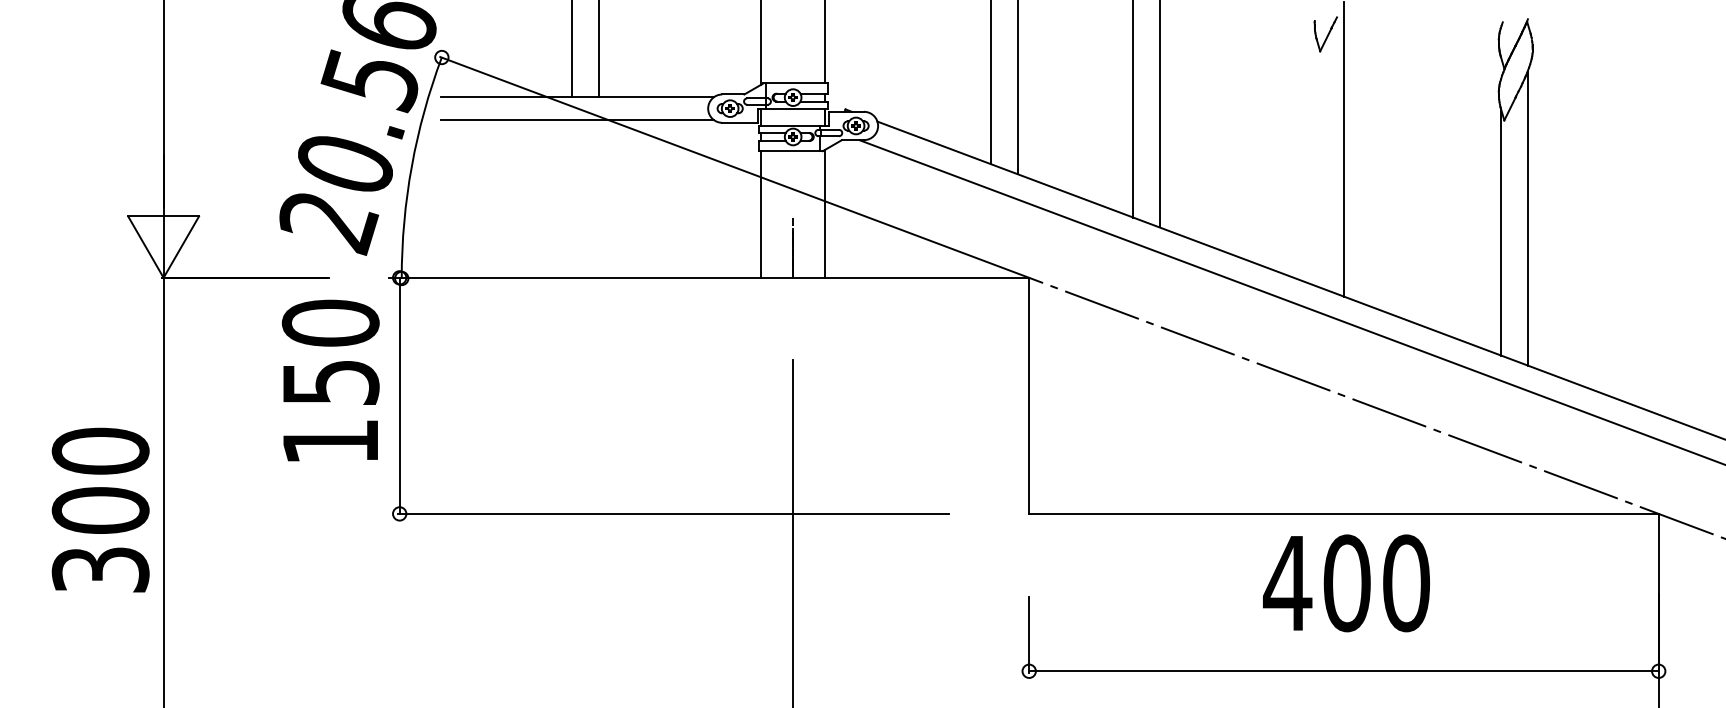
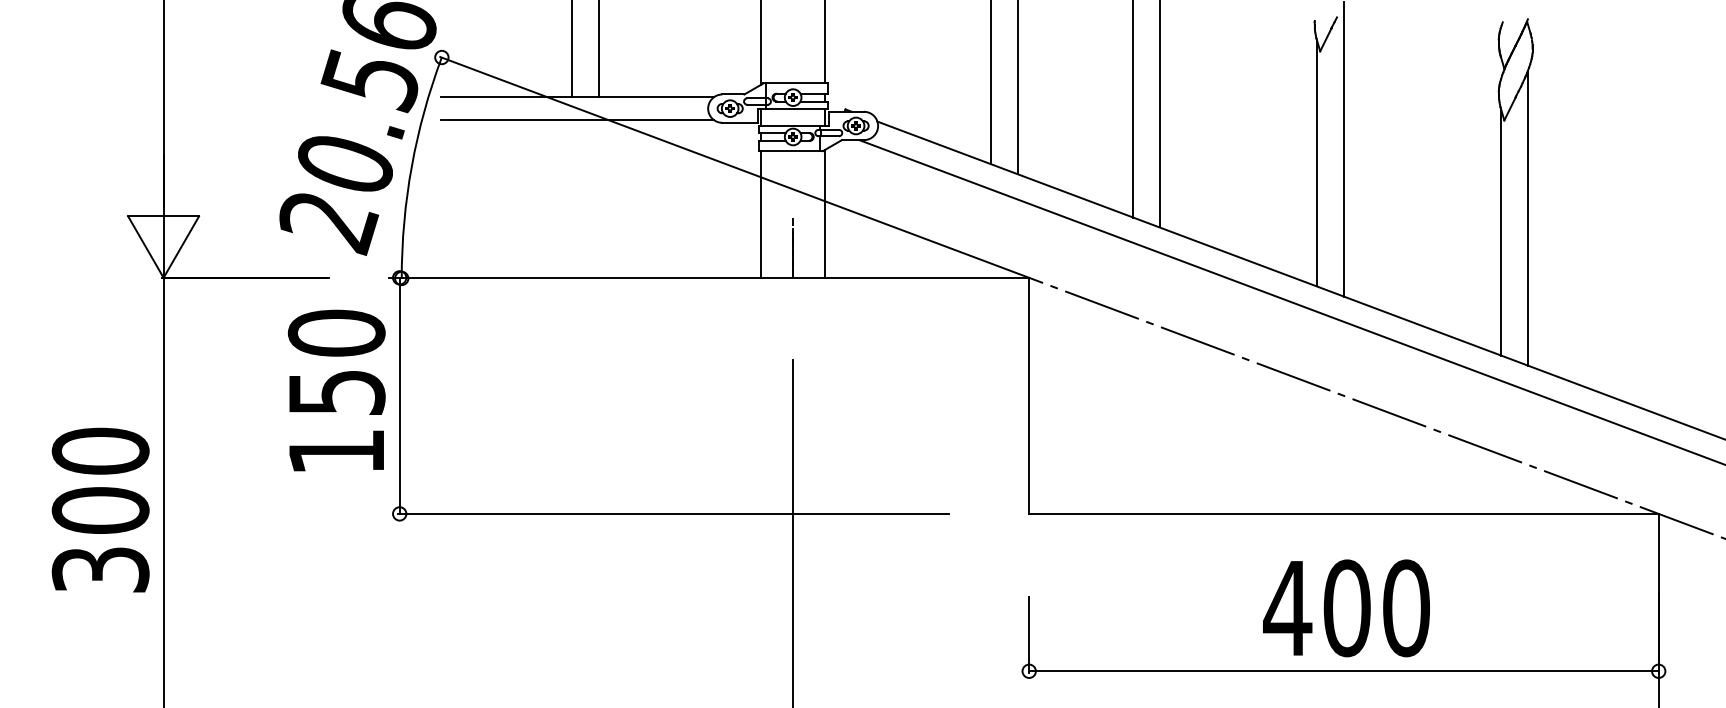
line: none -> present (1317, 163)
text position: (330, 380) -> (336, 390) (336, 390)
text position: (1346, 583) -> (1346, 608) (1346, 608)
